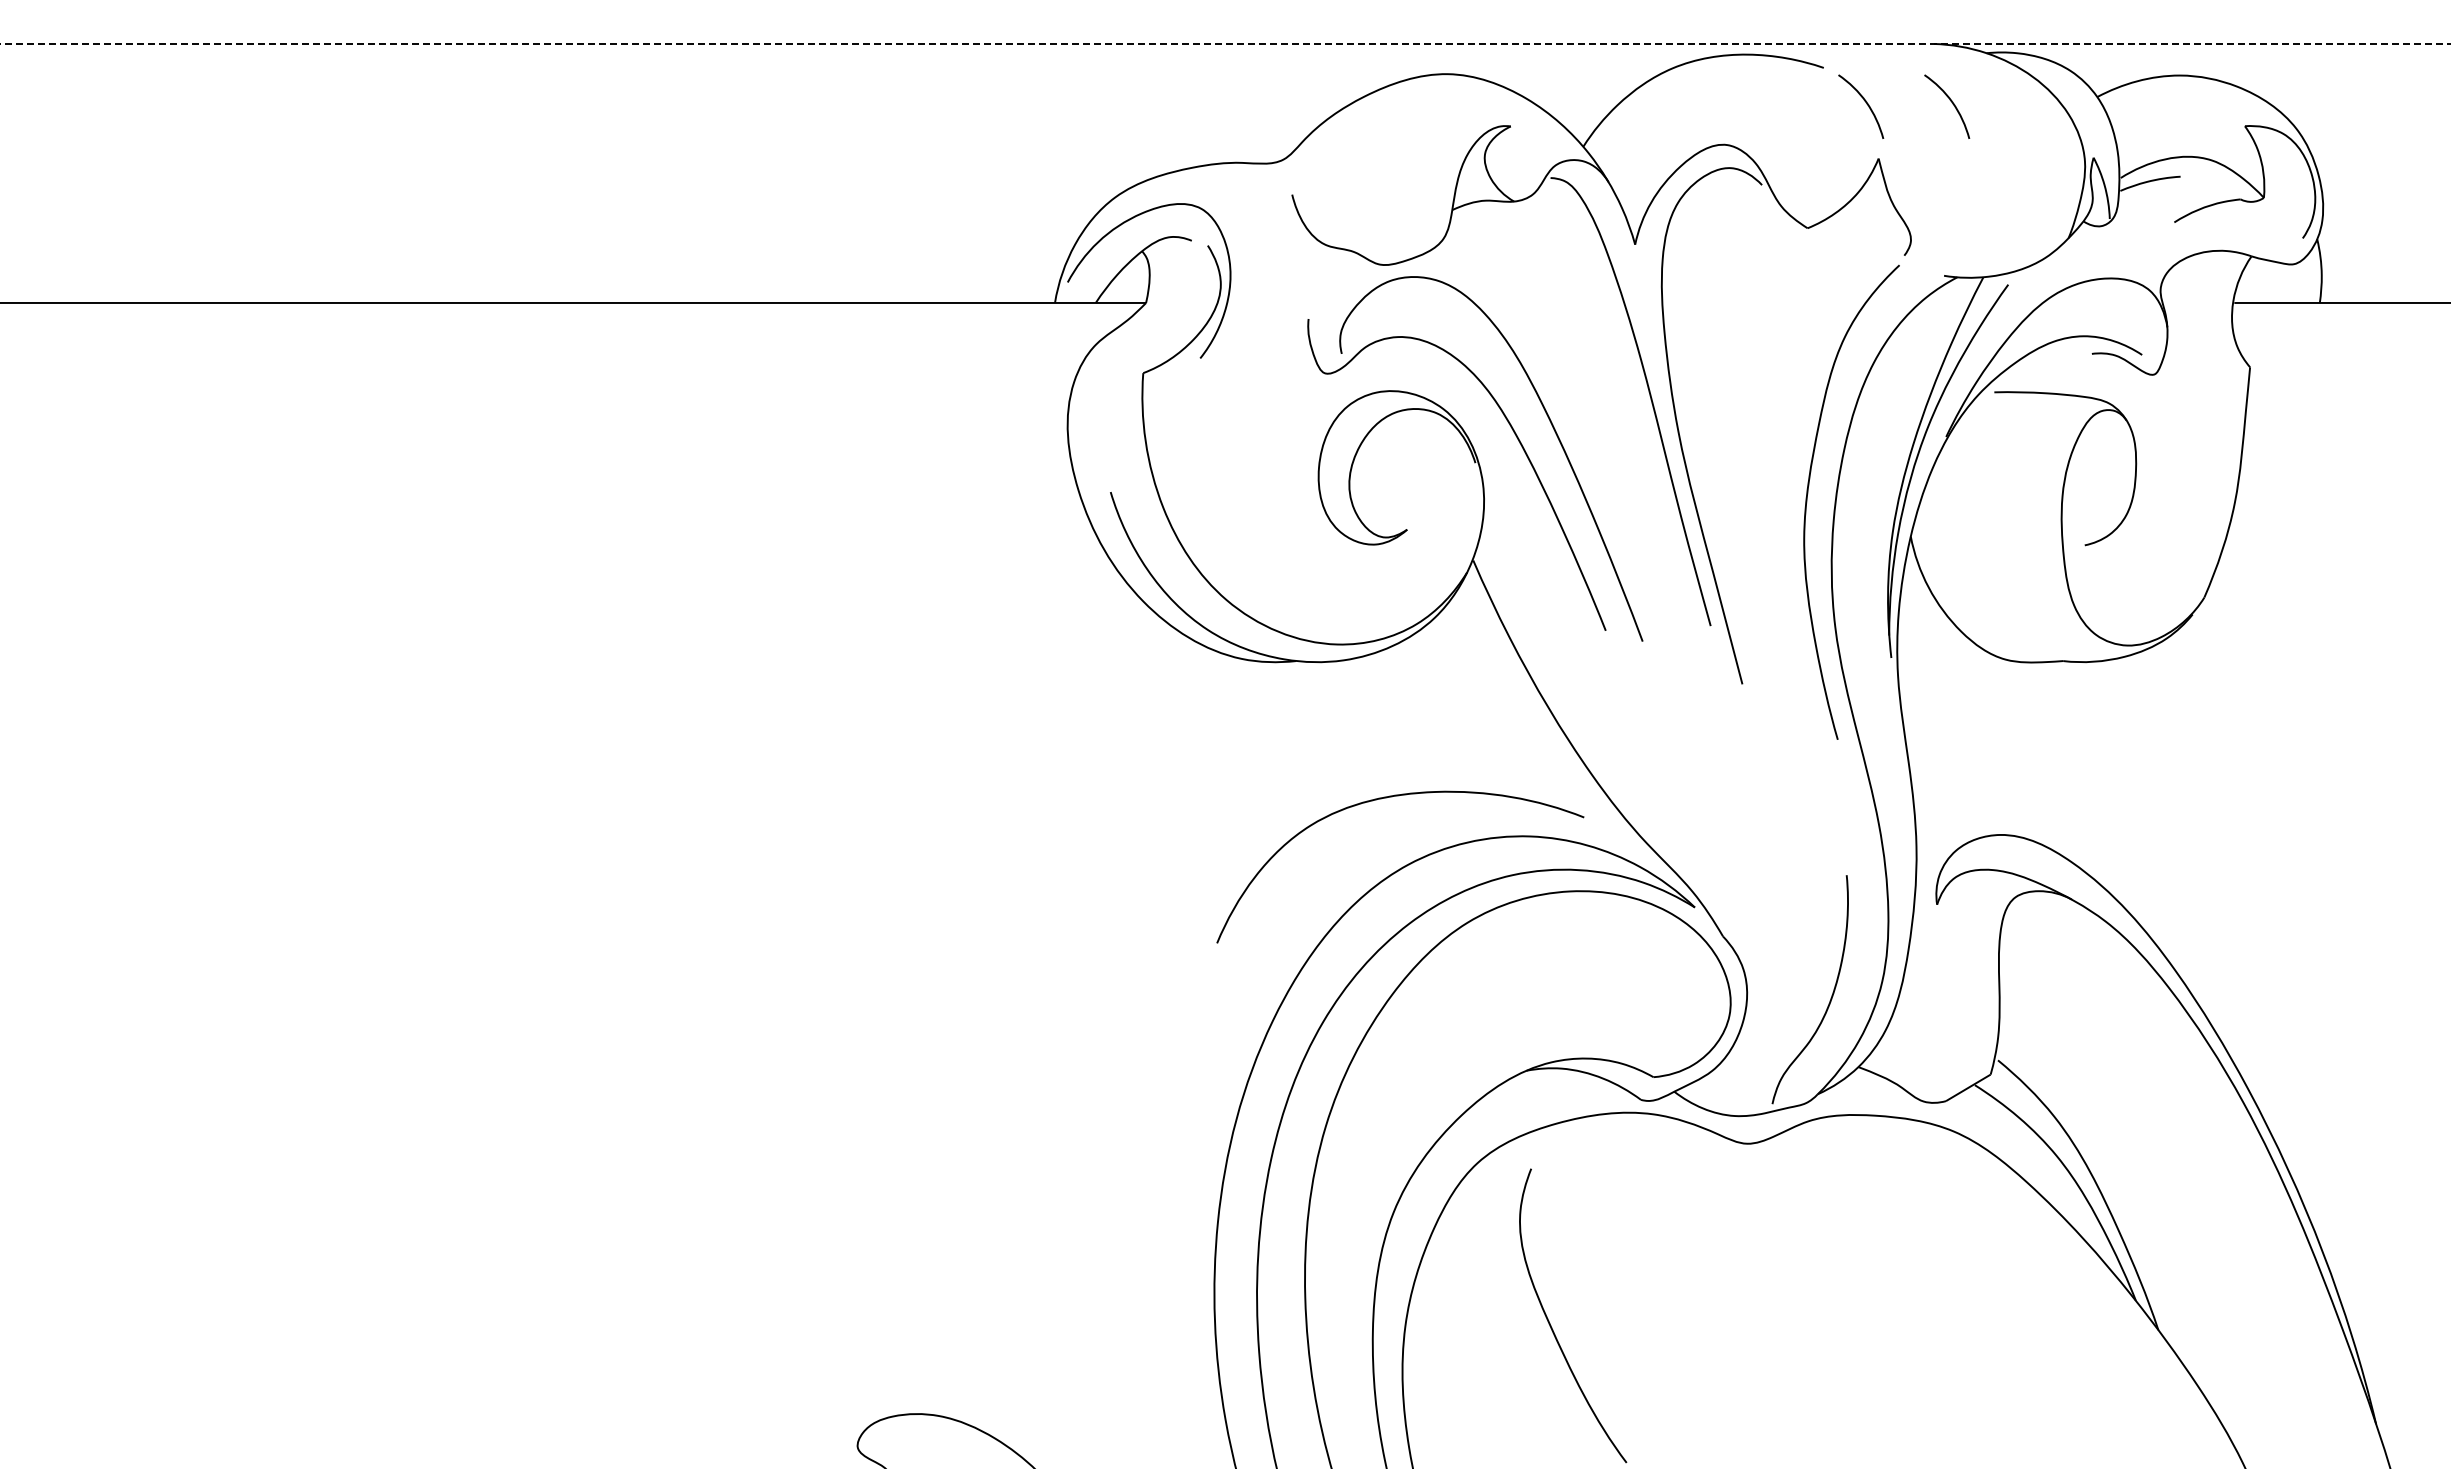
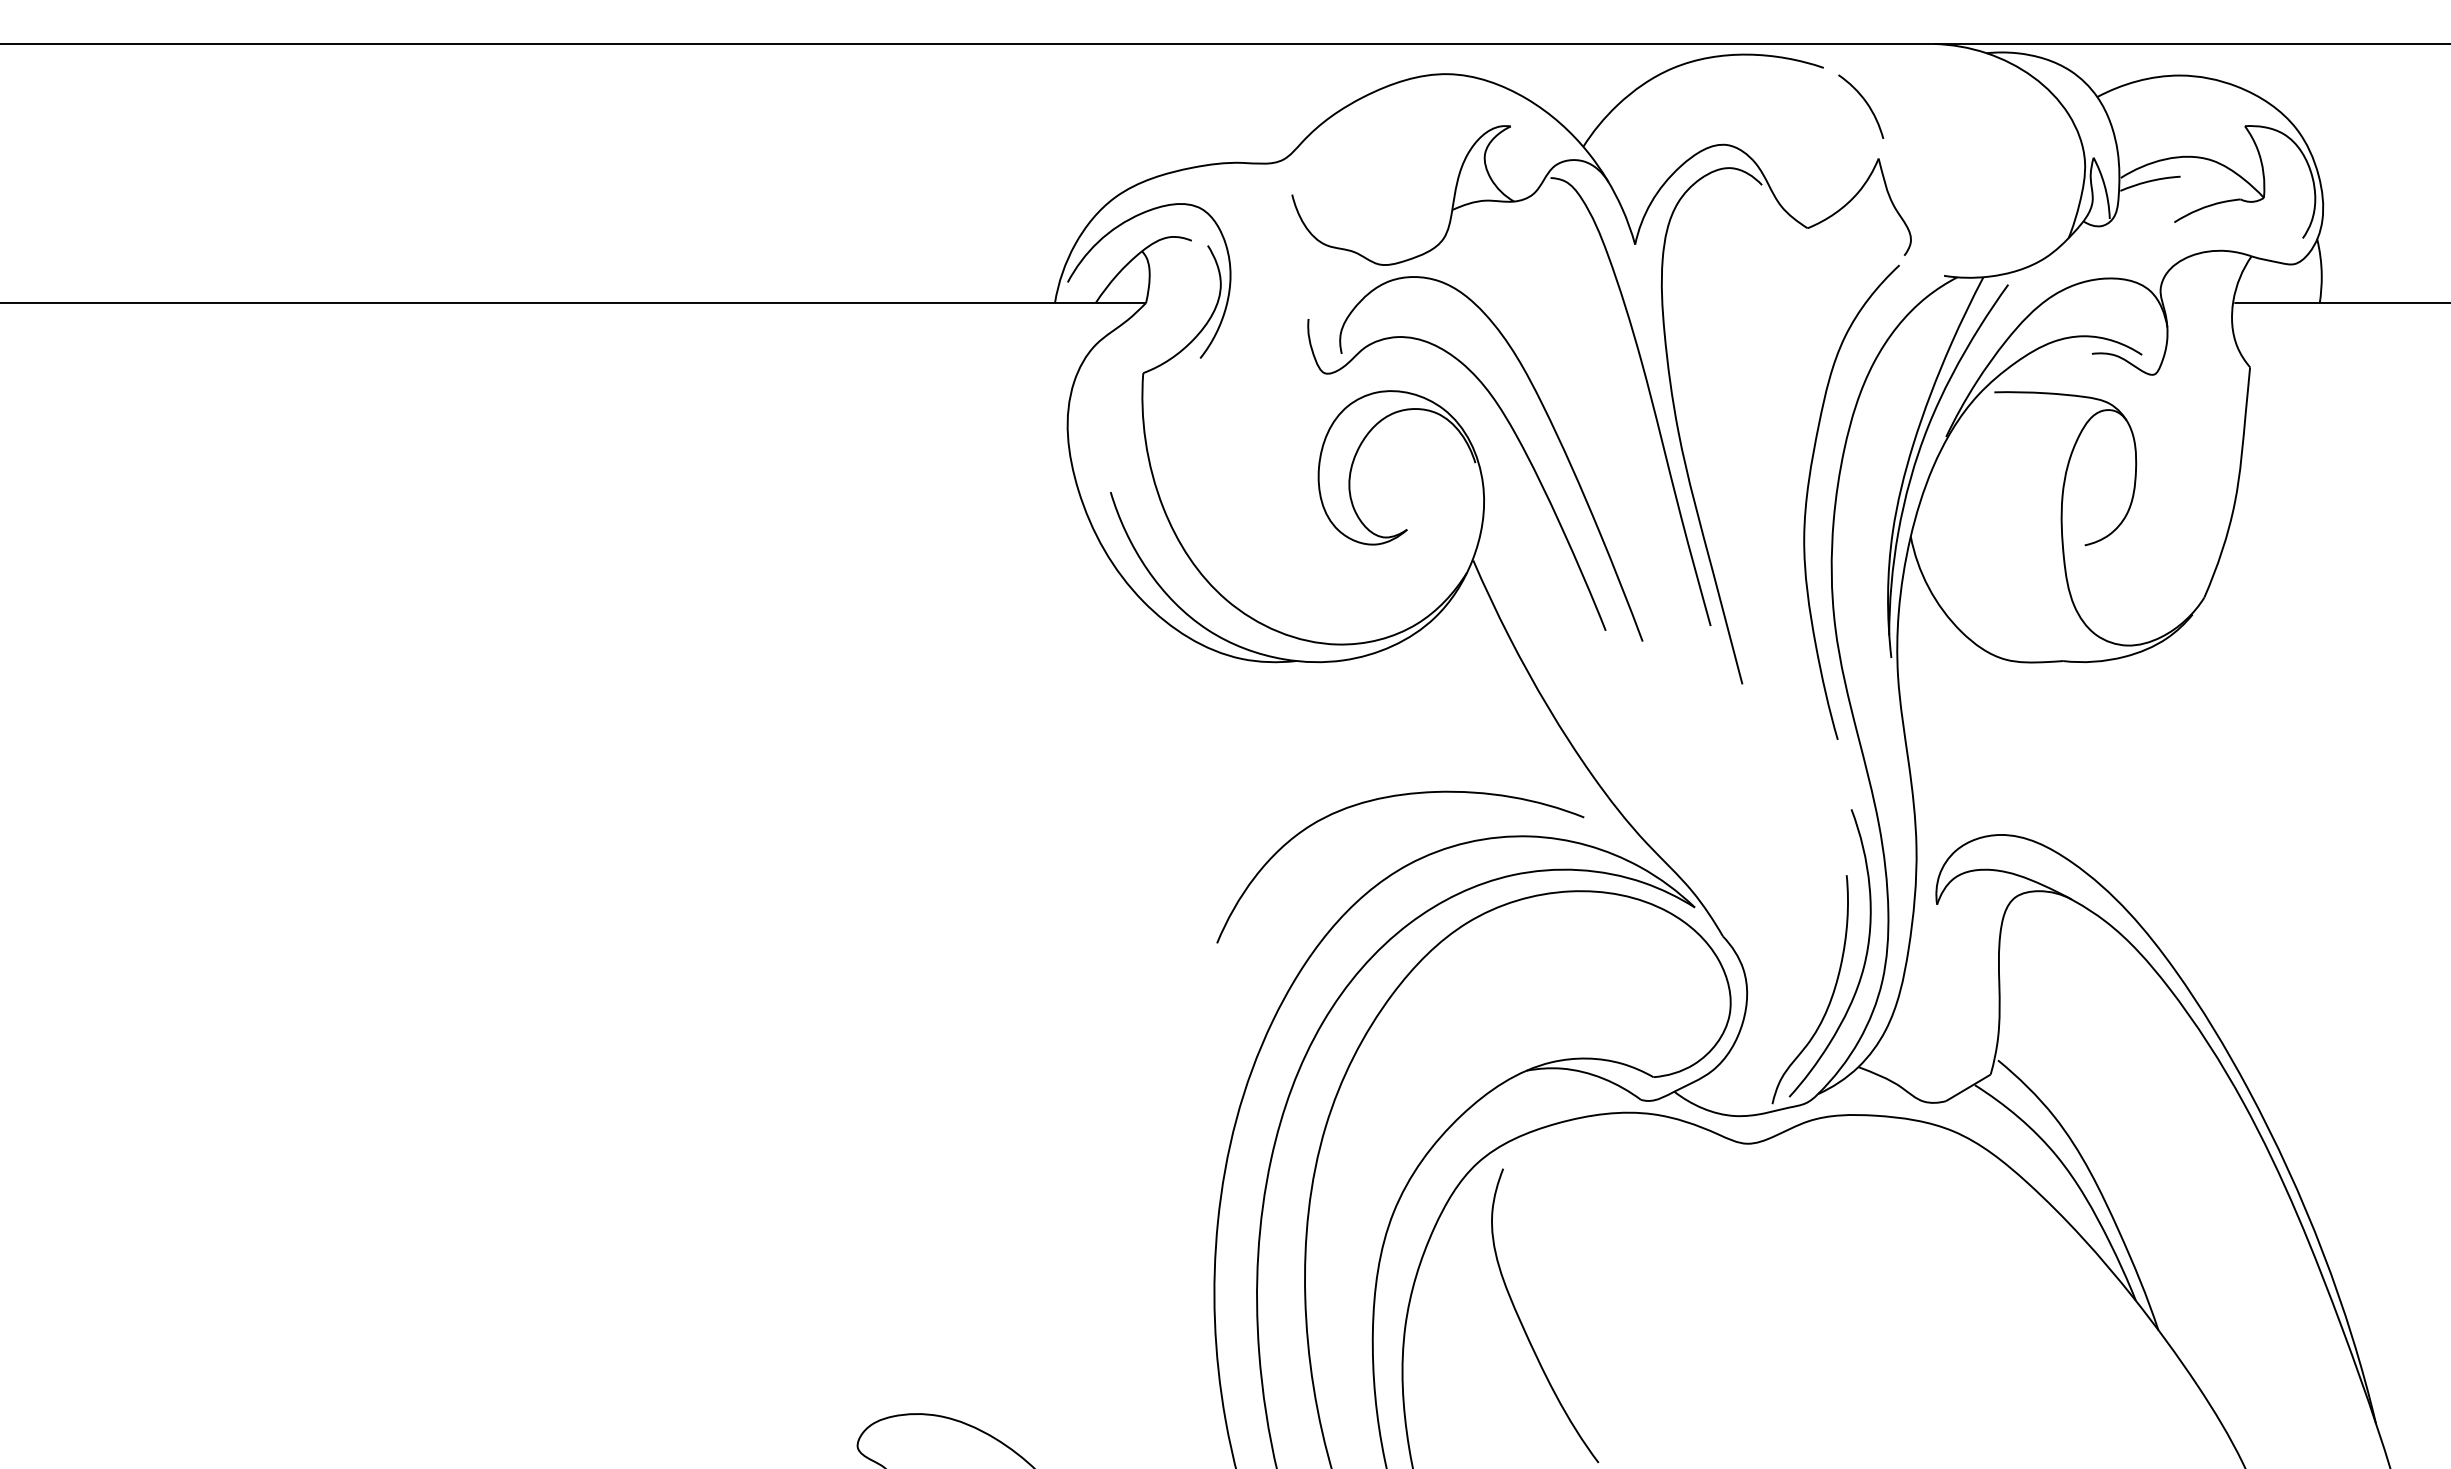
line: dashed -> solid (1225, 43)
curve: present -> none (1952, 104)
curve: none -> present (1863, 963)
curve position: (1551, 1325) -> (1523, 1325) (1523, 1325)
